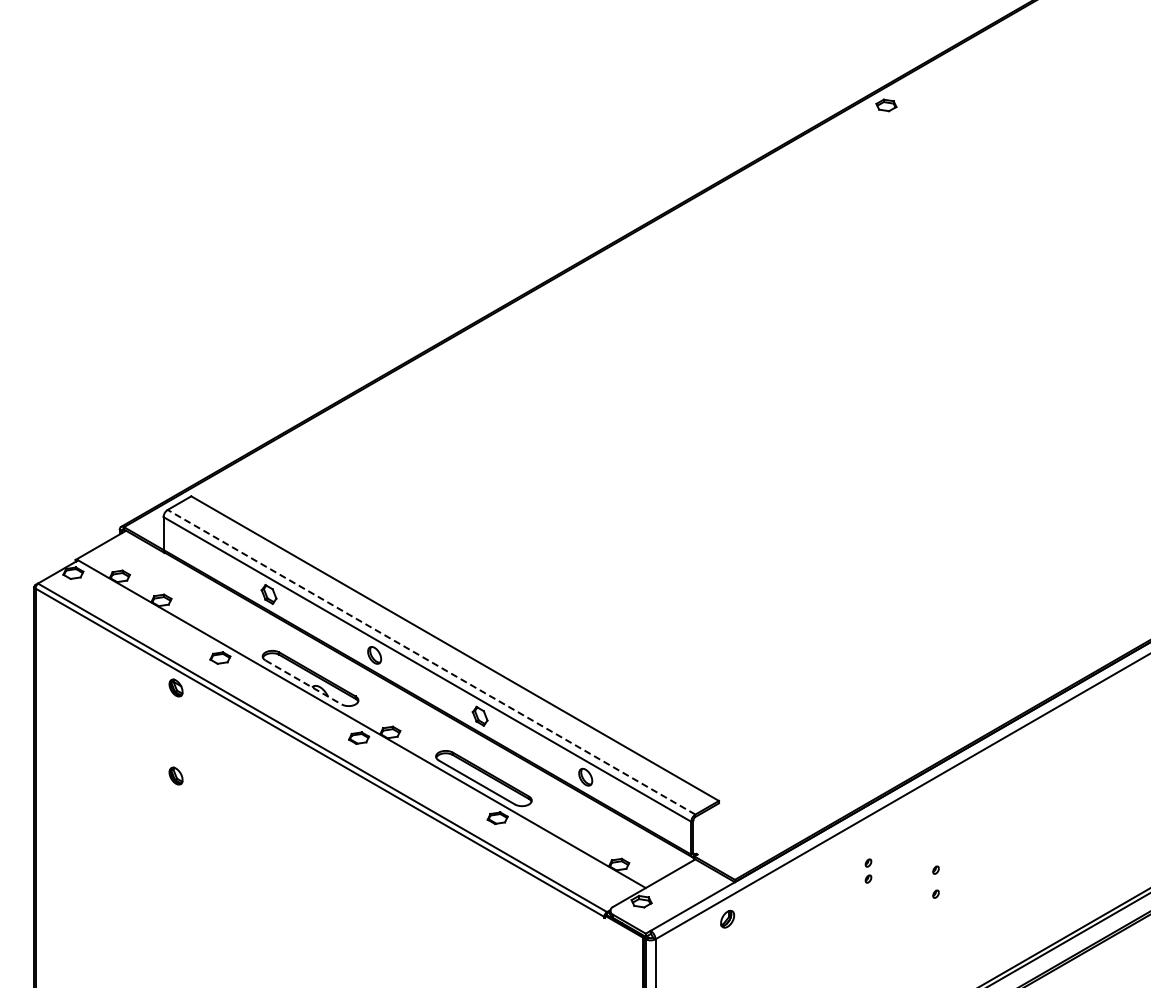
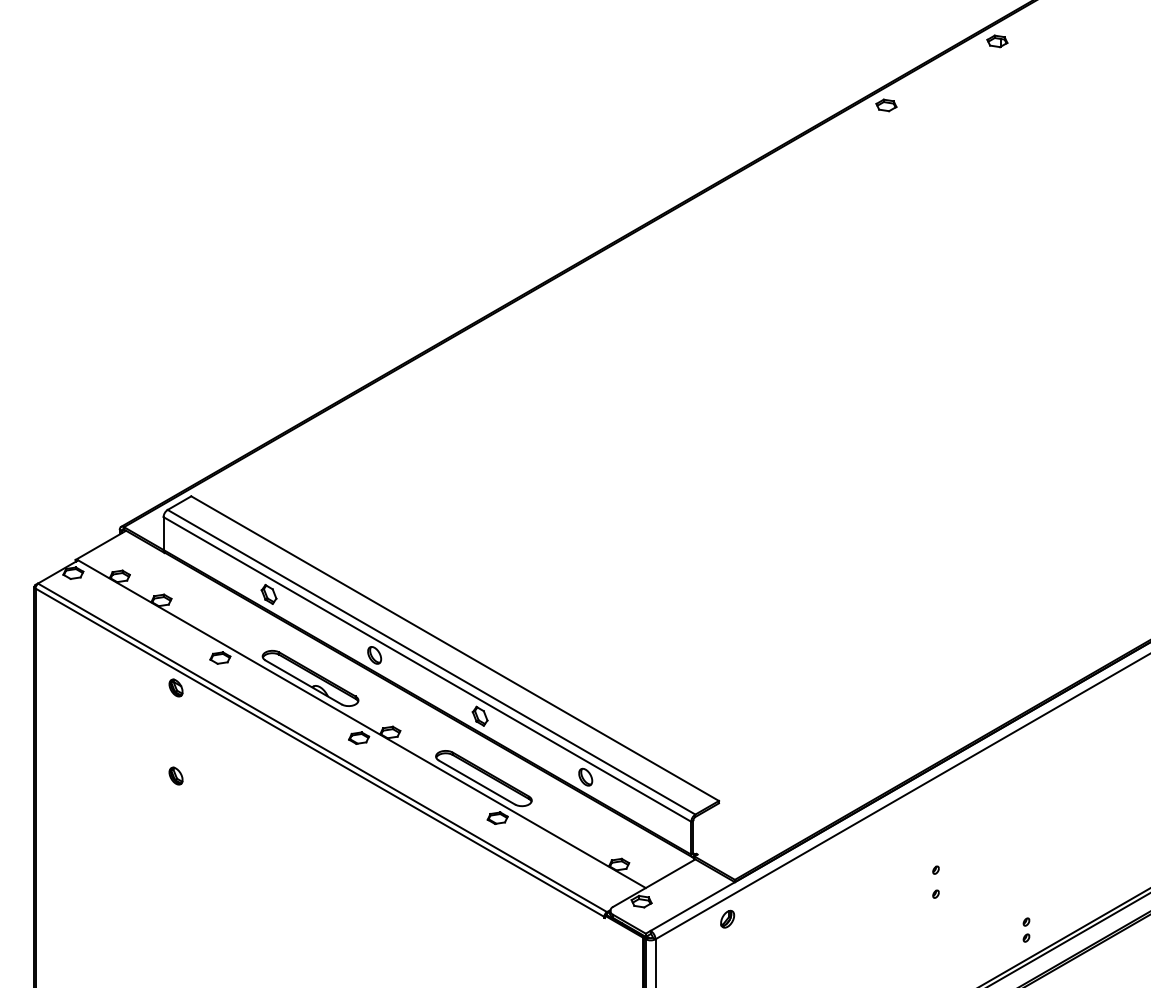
part: none -> present (997, 41)
line: dashed -> solid (431, 662)
line: dashed -> solid (304, 682)
part position: (868, 870) -> (1026, 929) (1026, 929)
